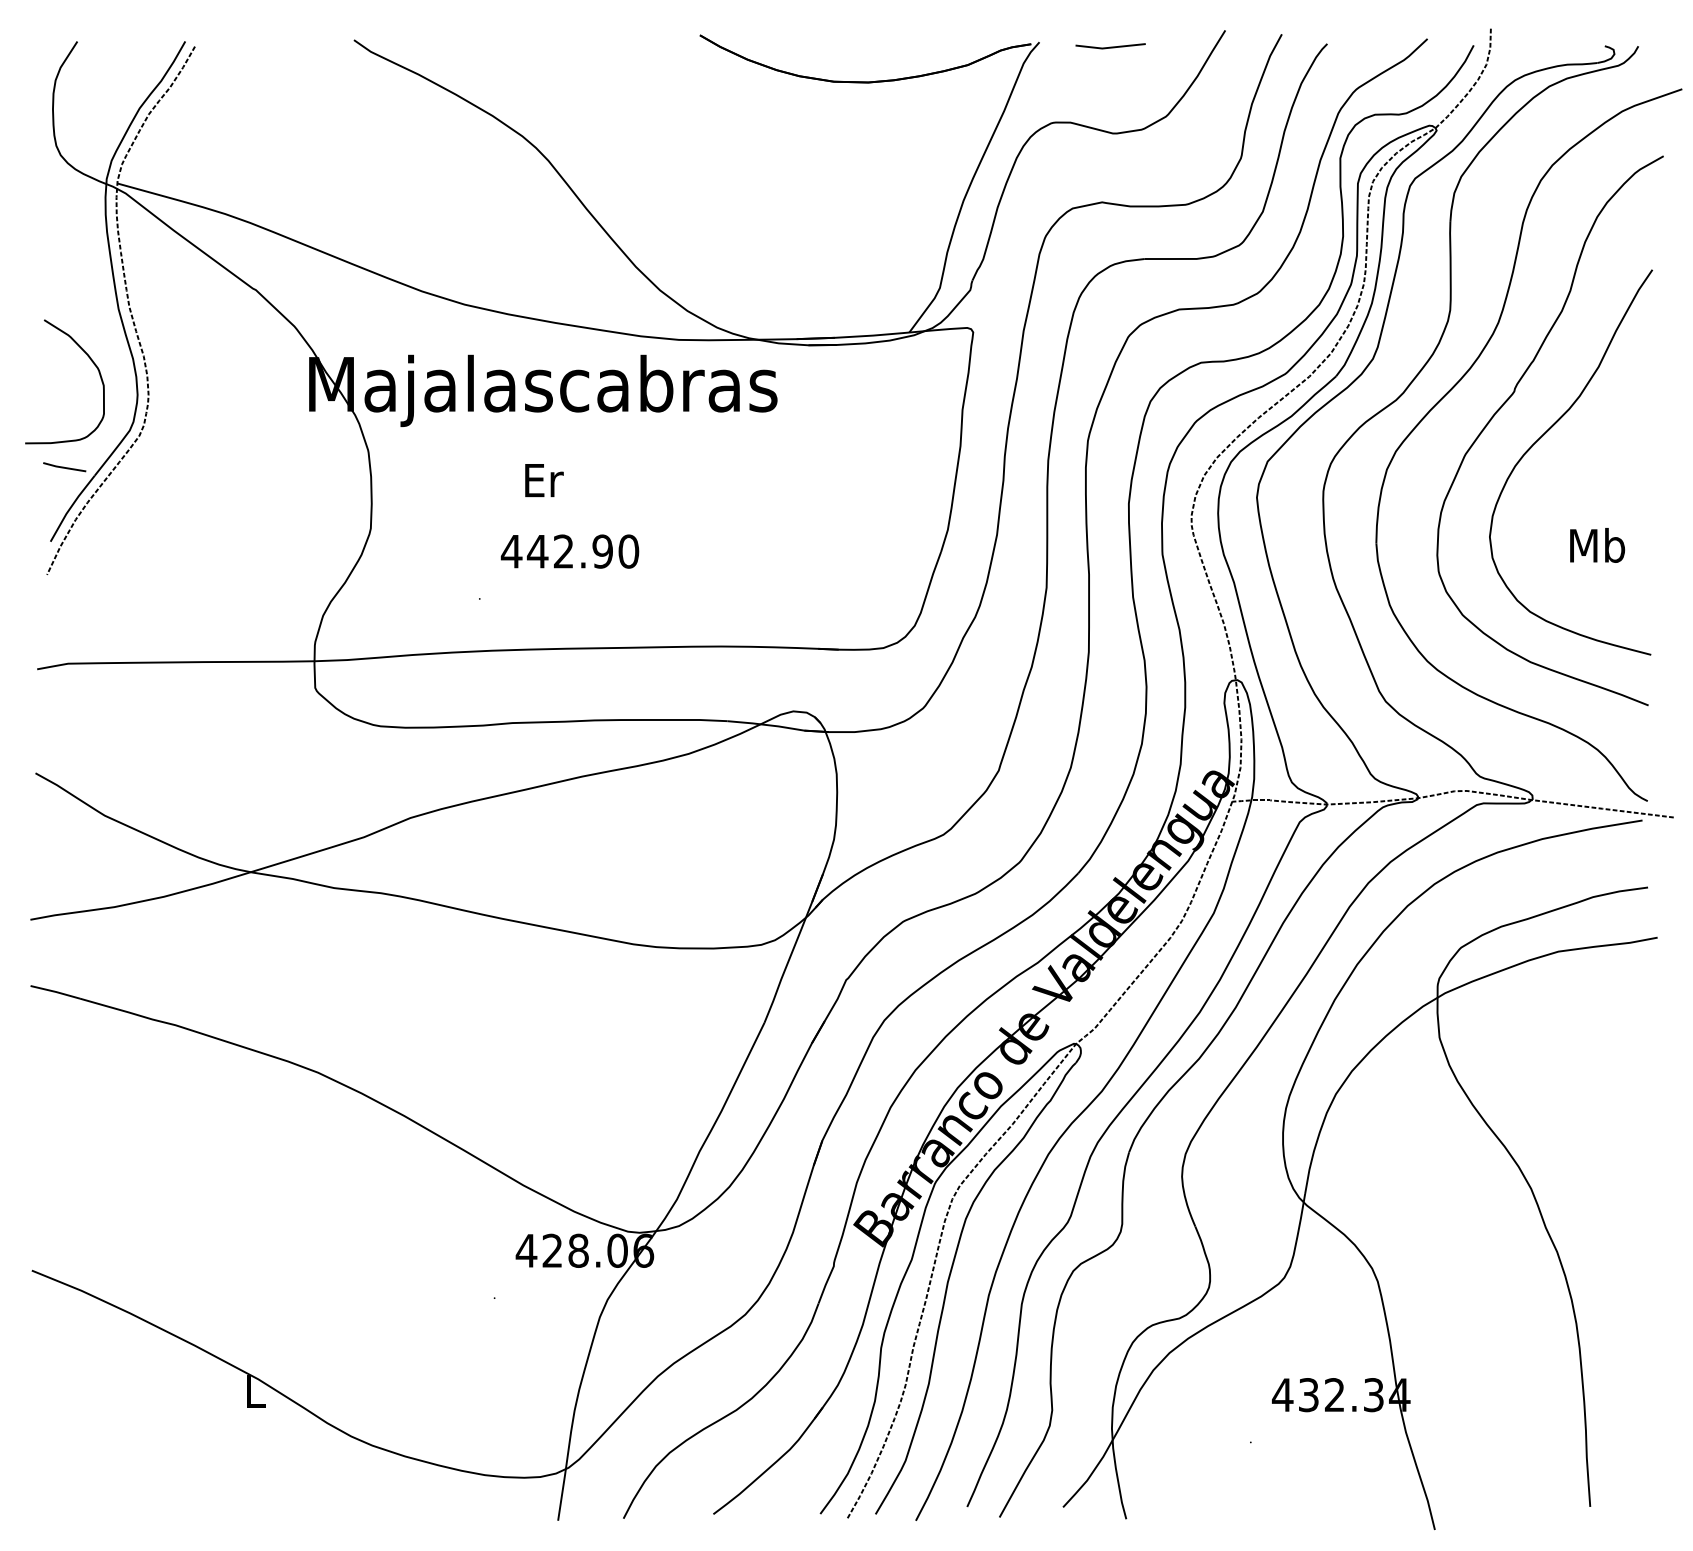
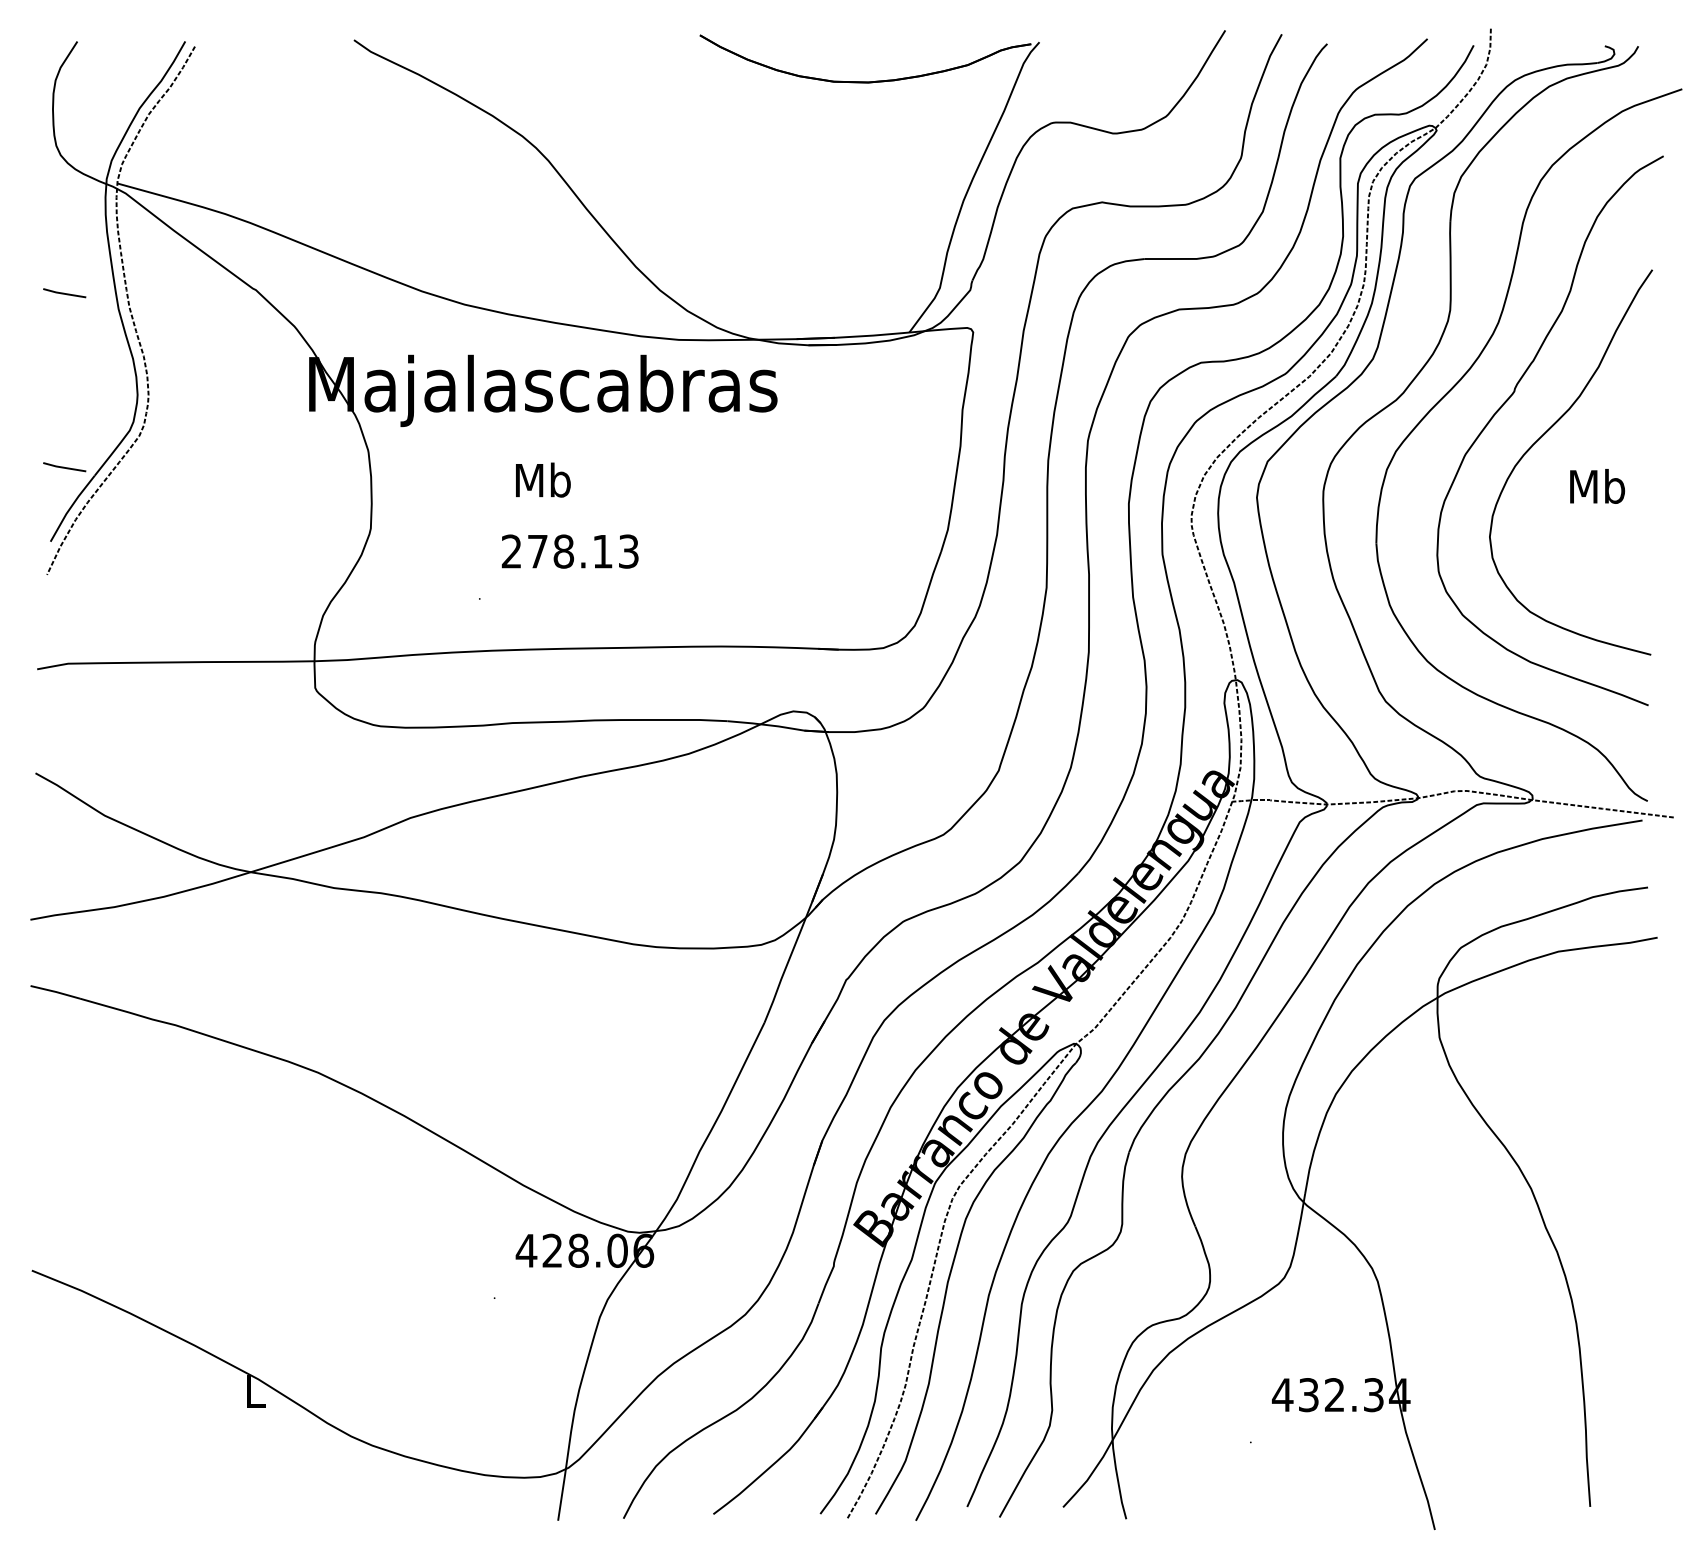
line: present -> none (1110, 46)
line: none -> present (64, 293)
curve: present -> none (90, 360)
text: Er -> Mb (543, 479)
text position: (1597, 545) -> (1597, 486) (1597, 486)
text: 442.90 -> 278.13 (569, 551)
